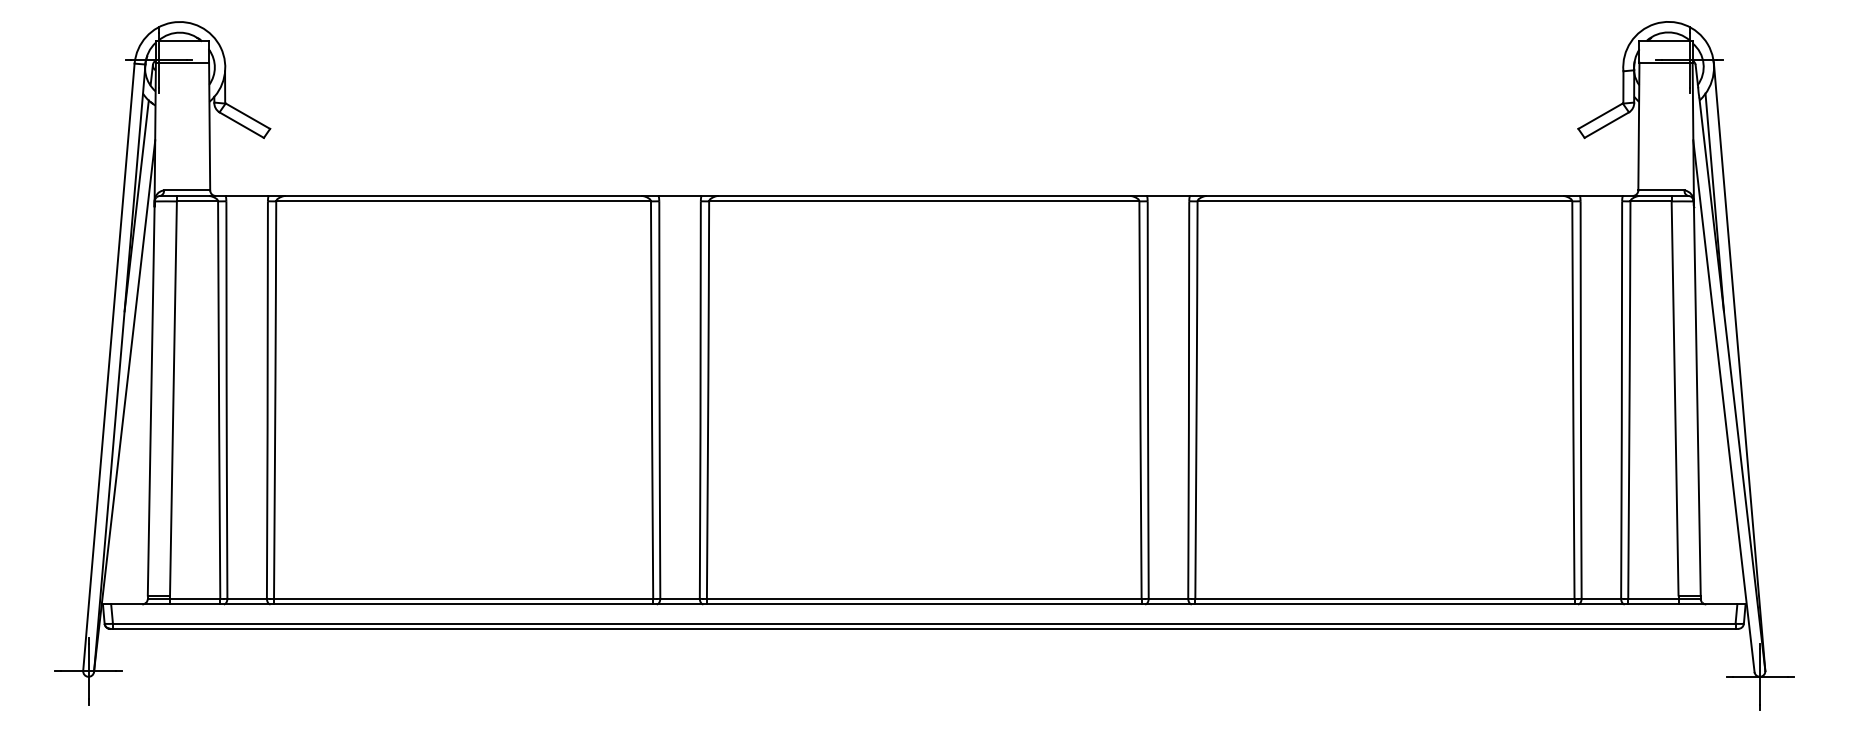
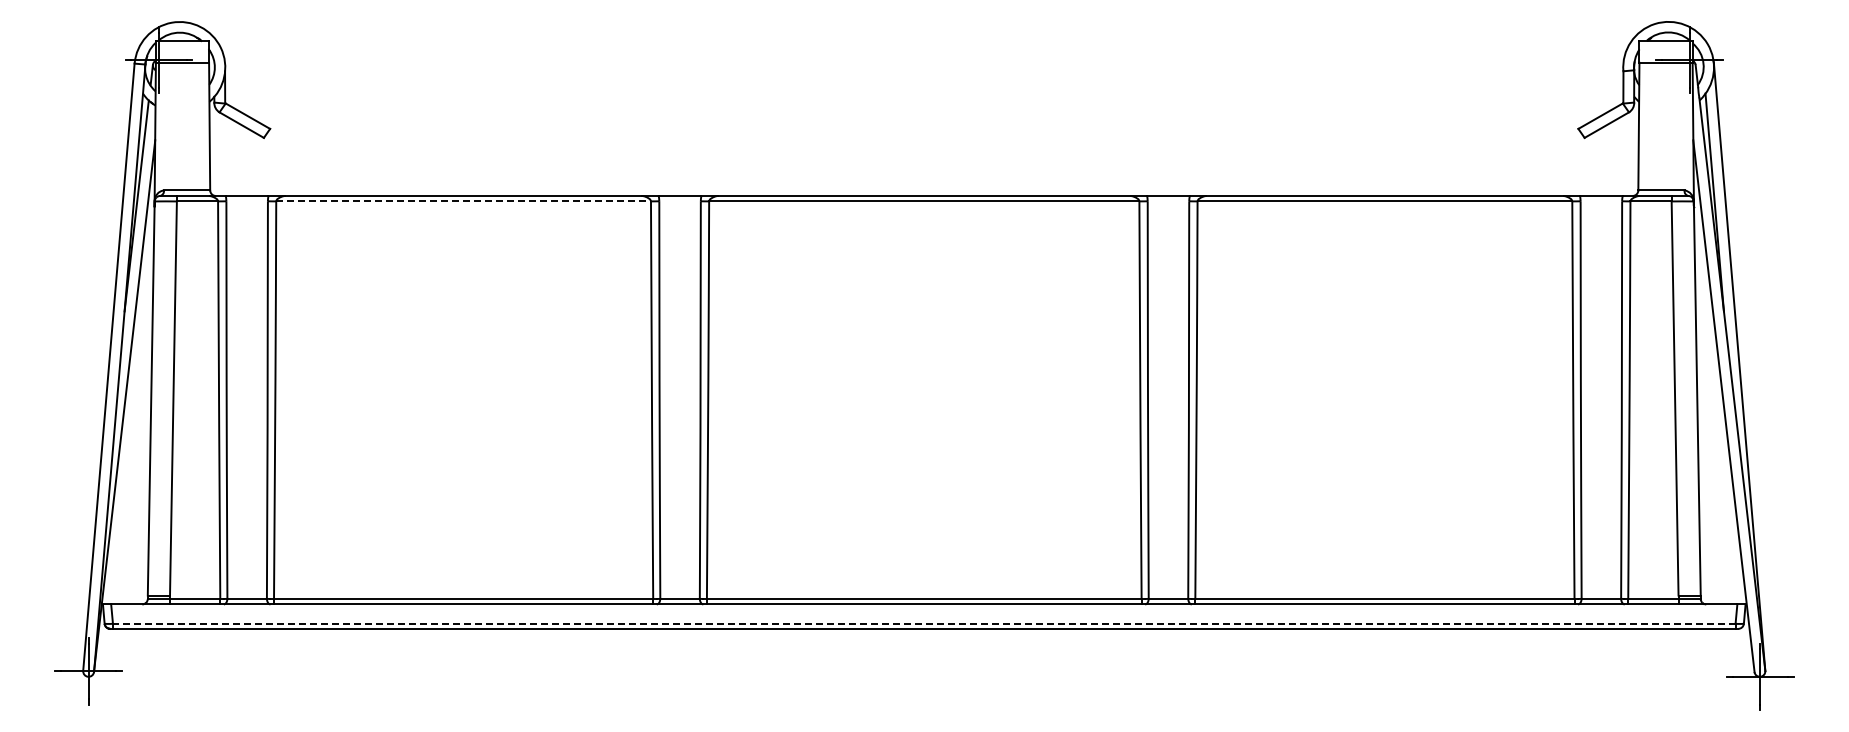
line: solid -> dashed (464, 201)
line: solid -> dashed (923, 623)
